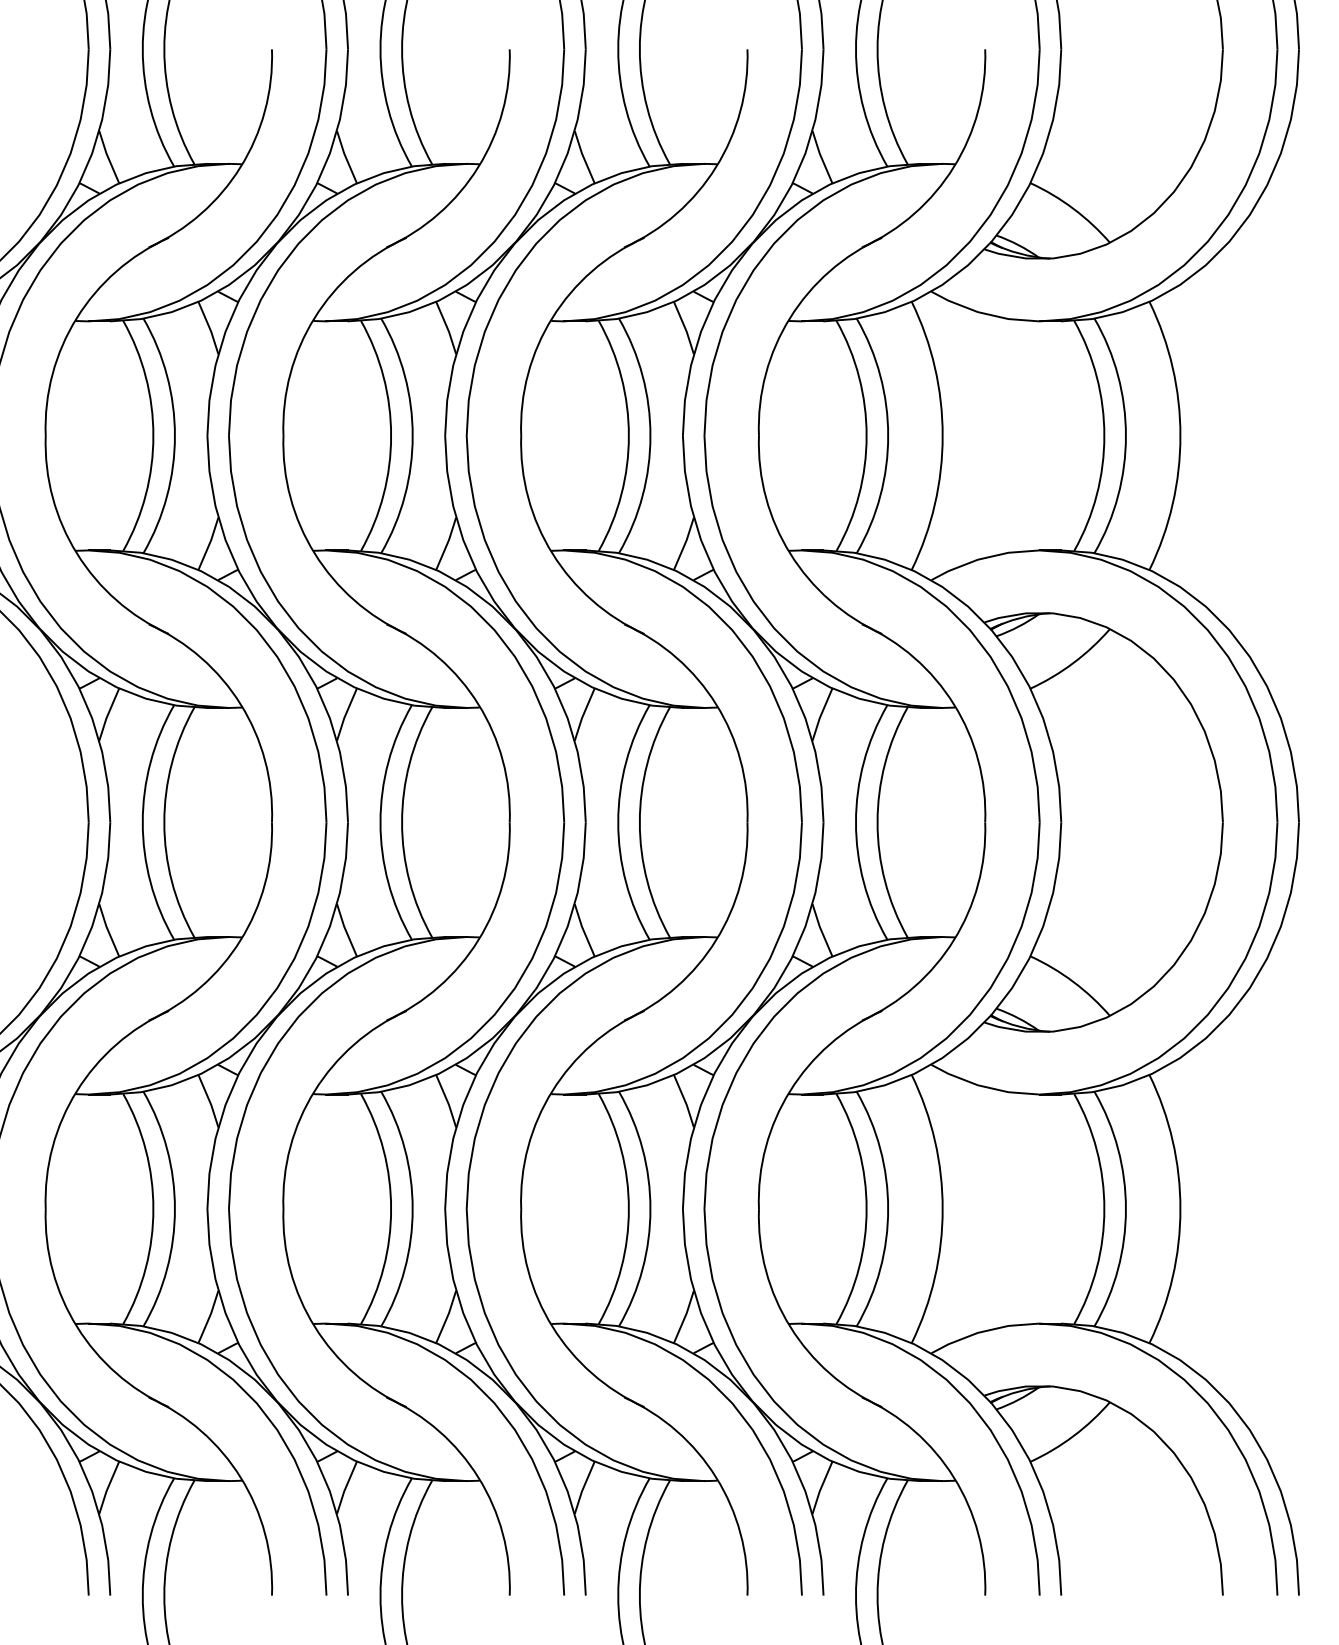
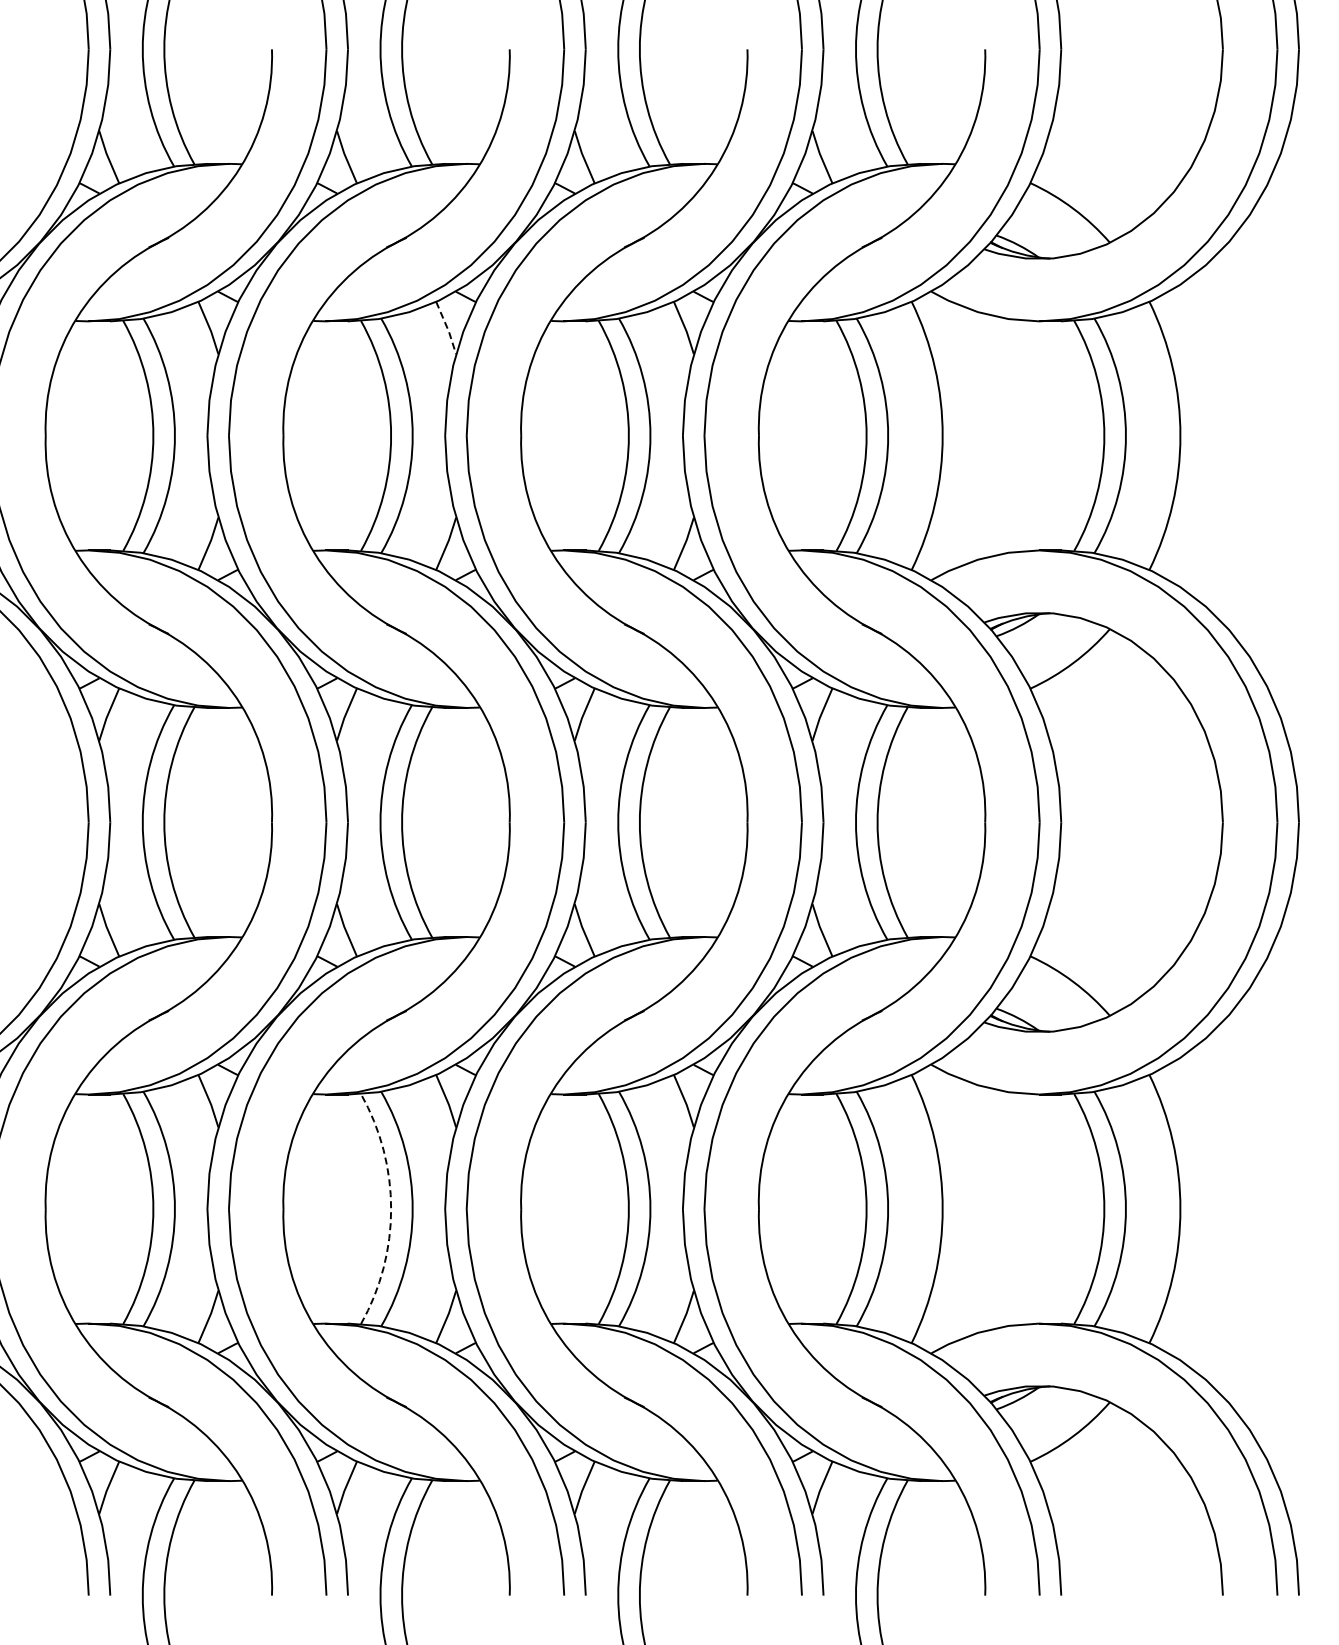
line: solid -> dashed (447, 328)
arc: solid -> dashed (391, 1209)
